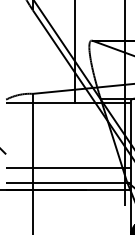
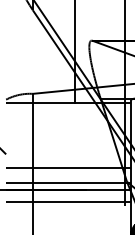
line: none -> present (68, 202)
